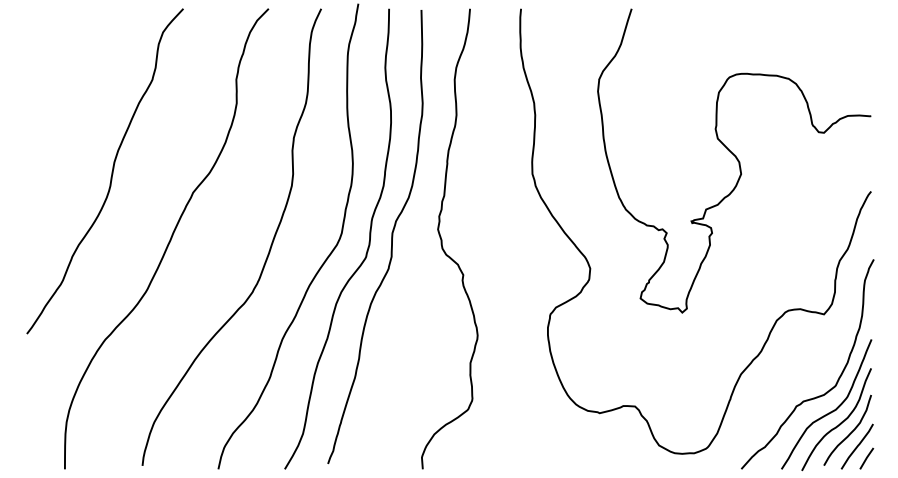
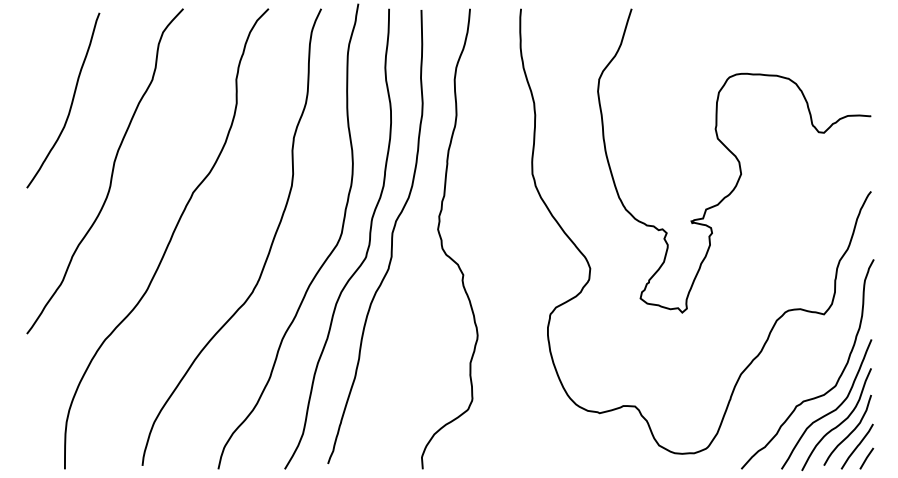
curve: none -> present (71, 100)
